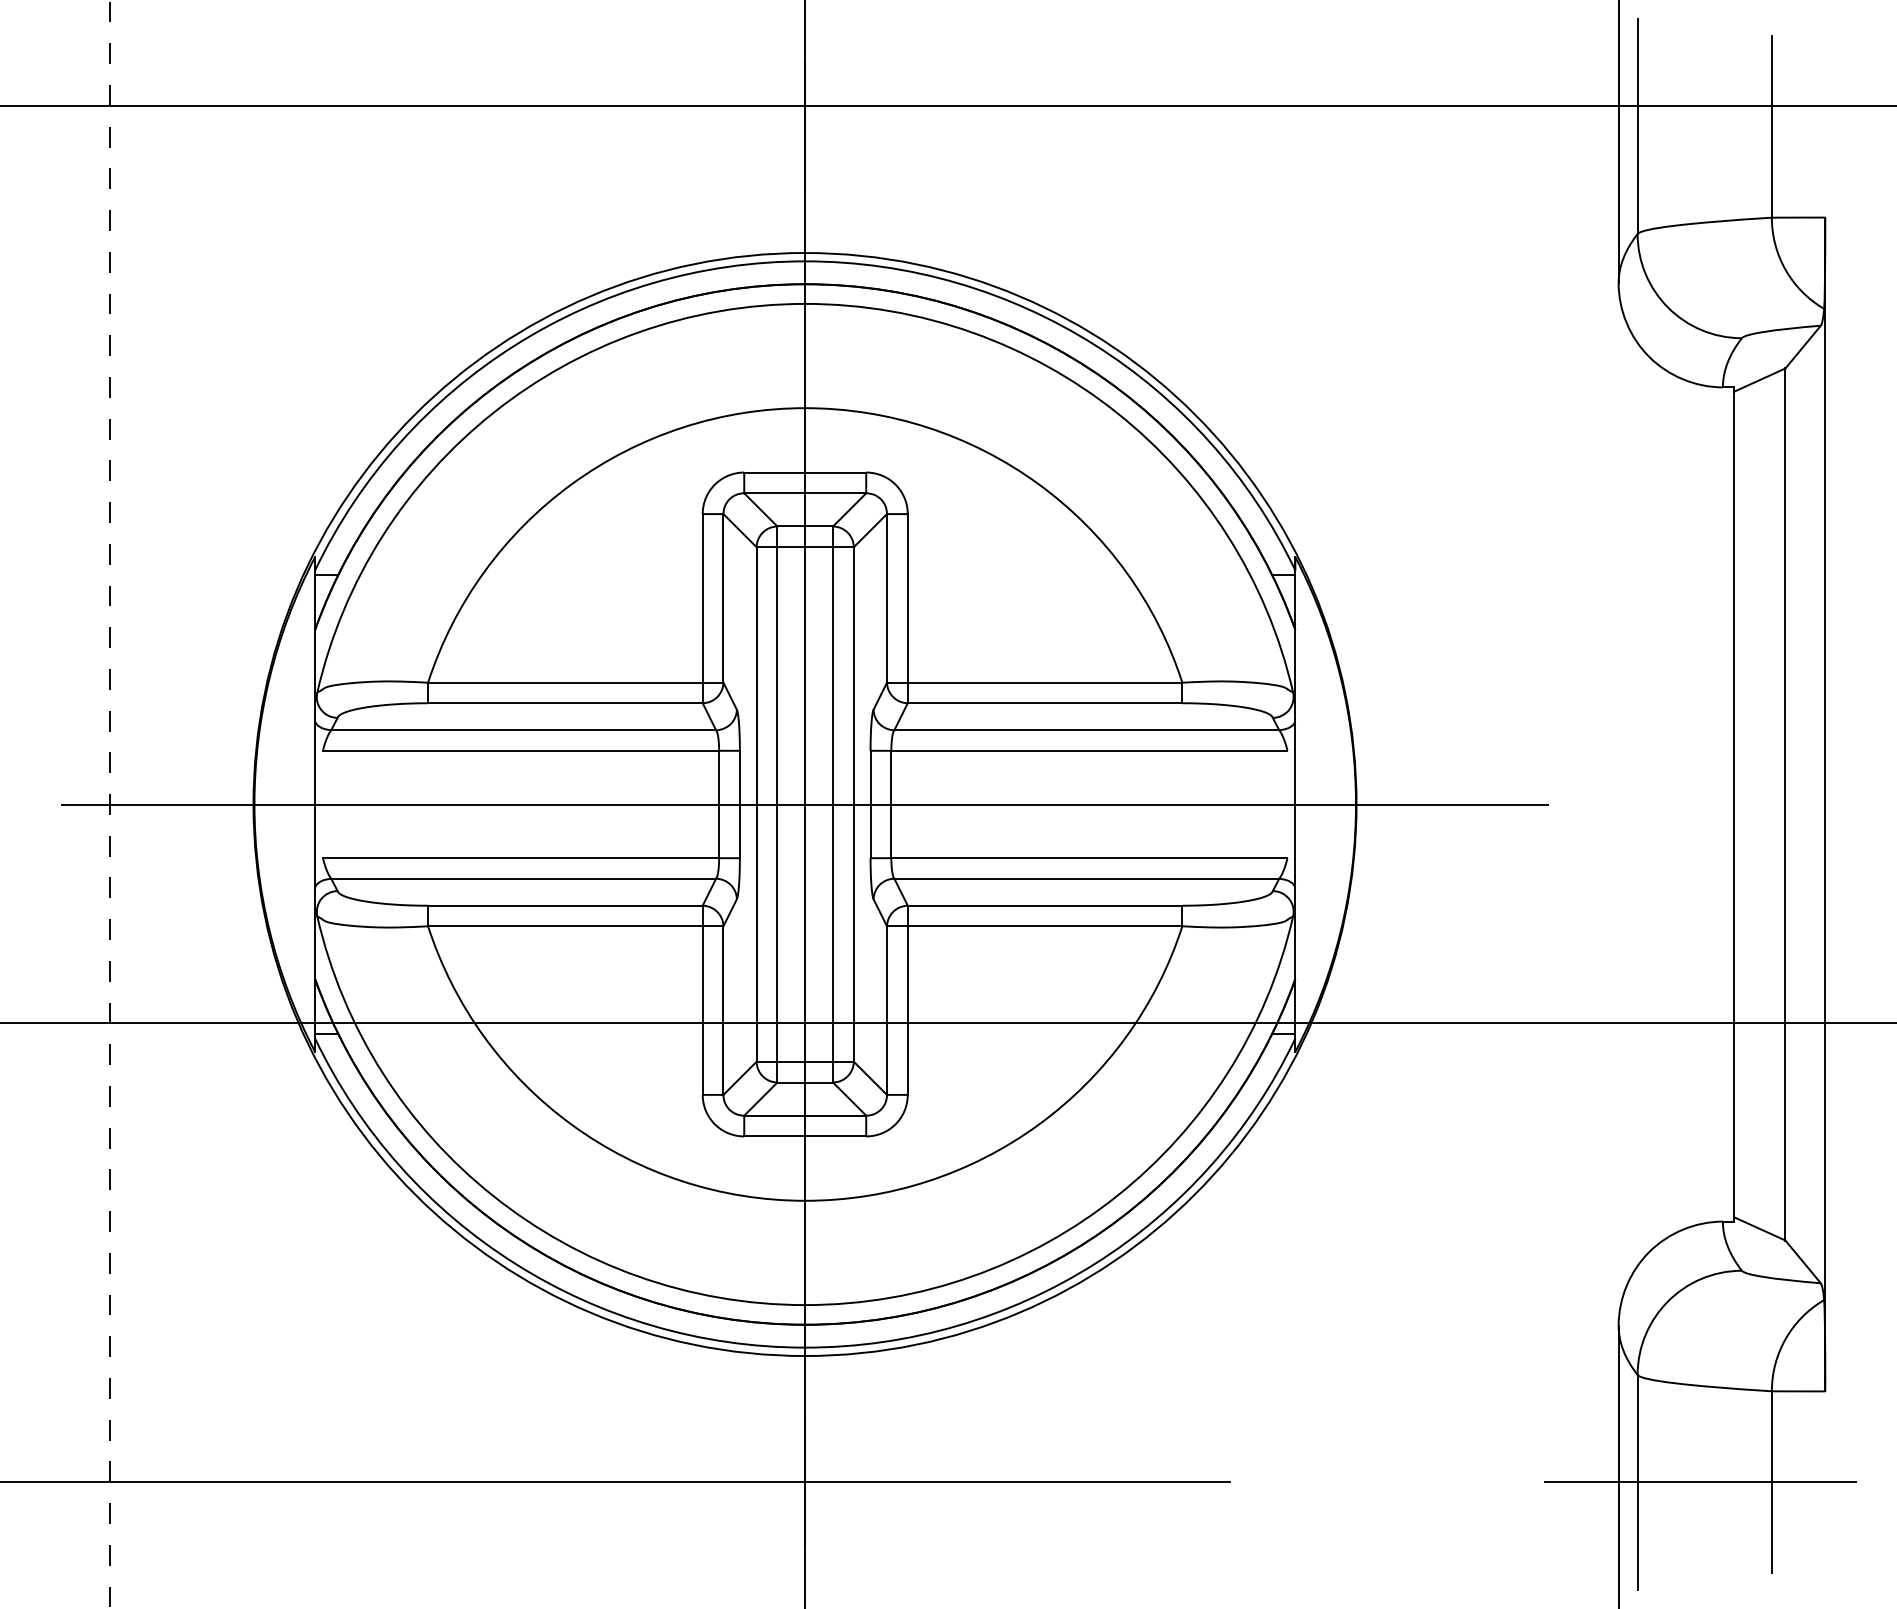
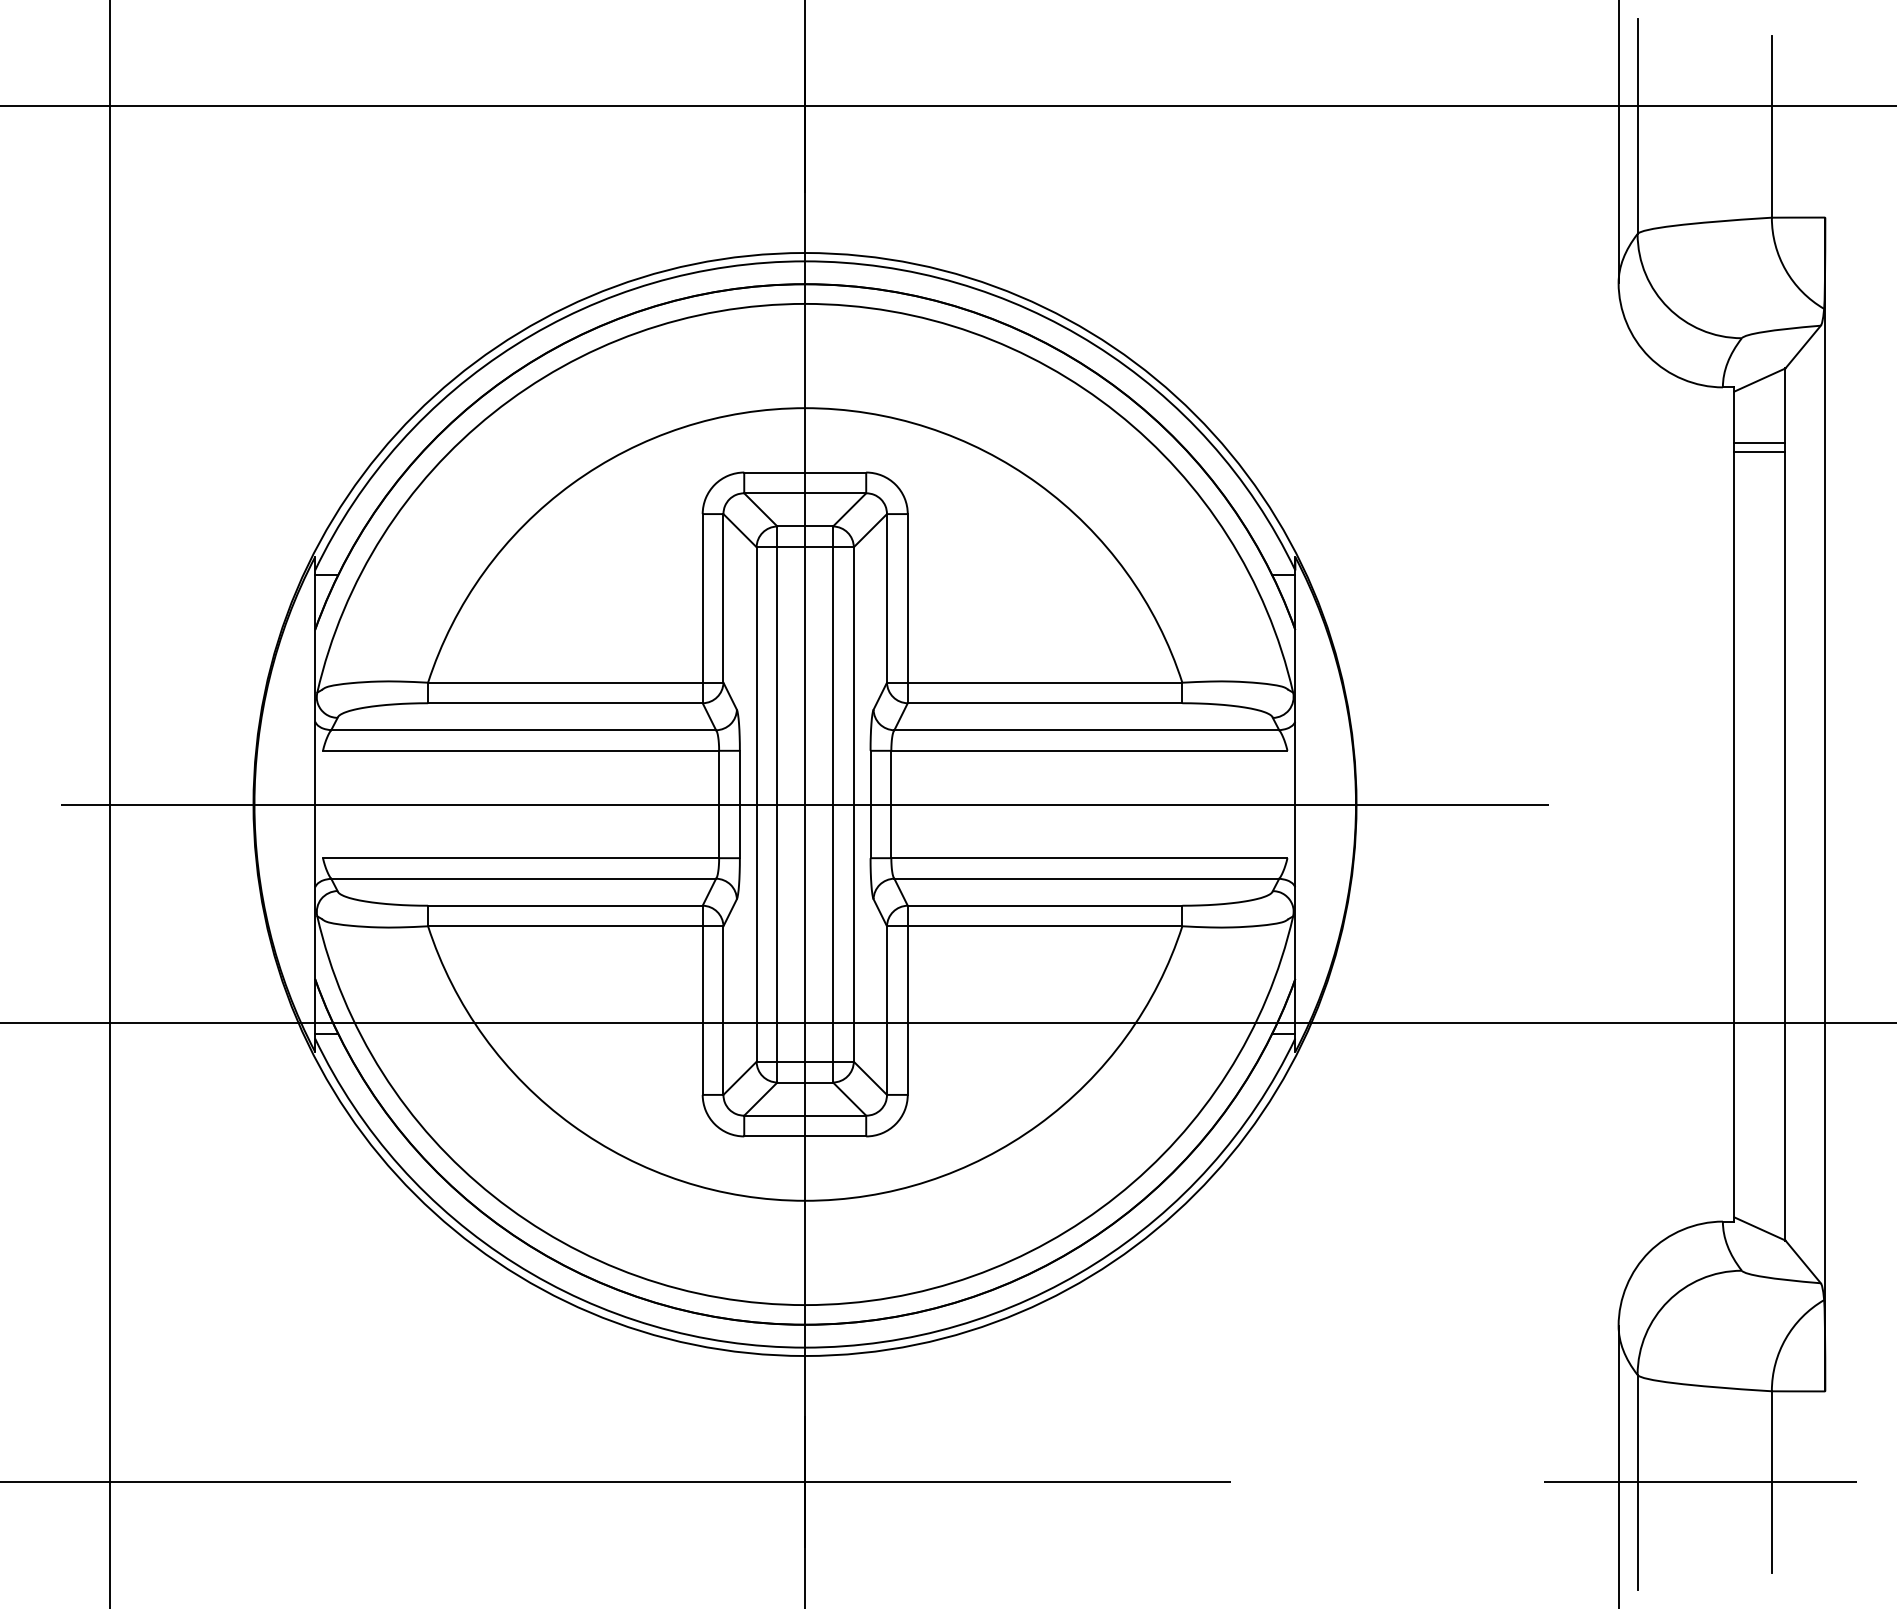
line: none -> present (1759, 443)
line: none -> present (1759, 452)
line: dashed -> solid (109, 804)
